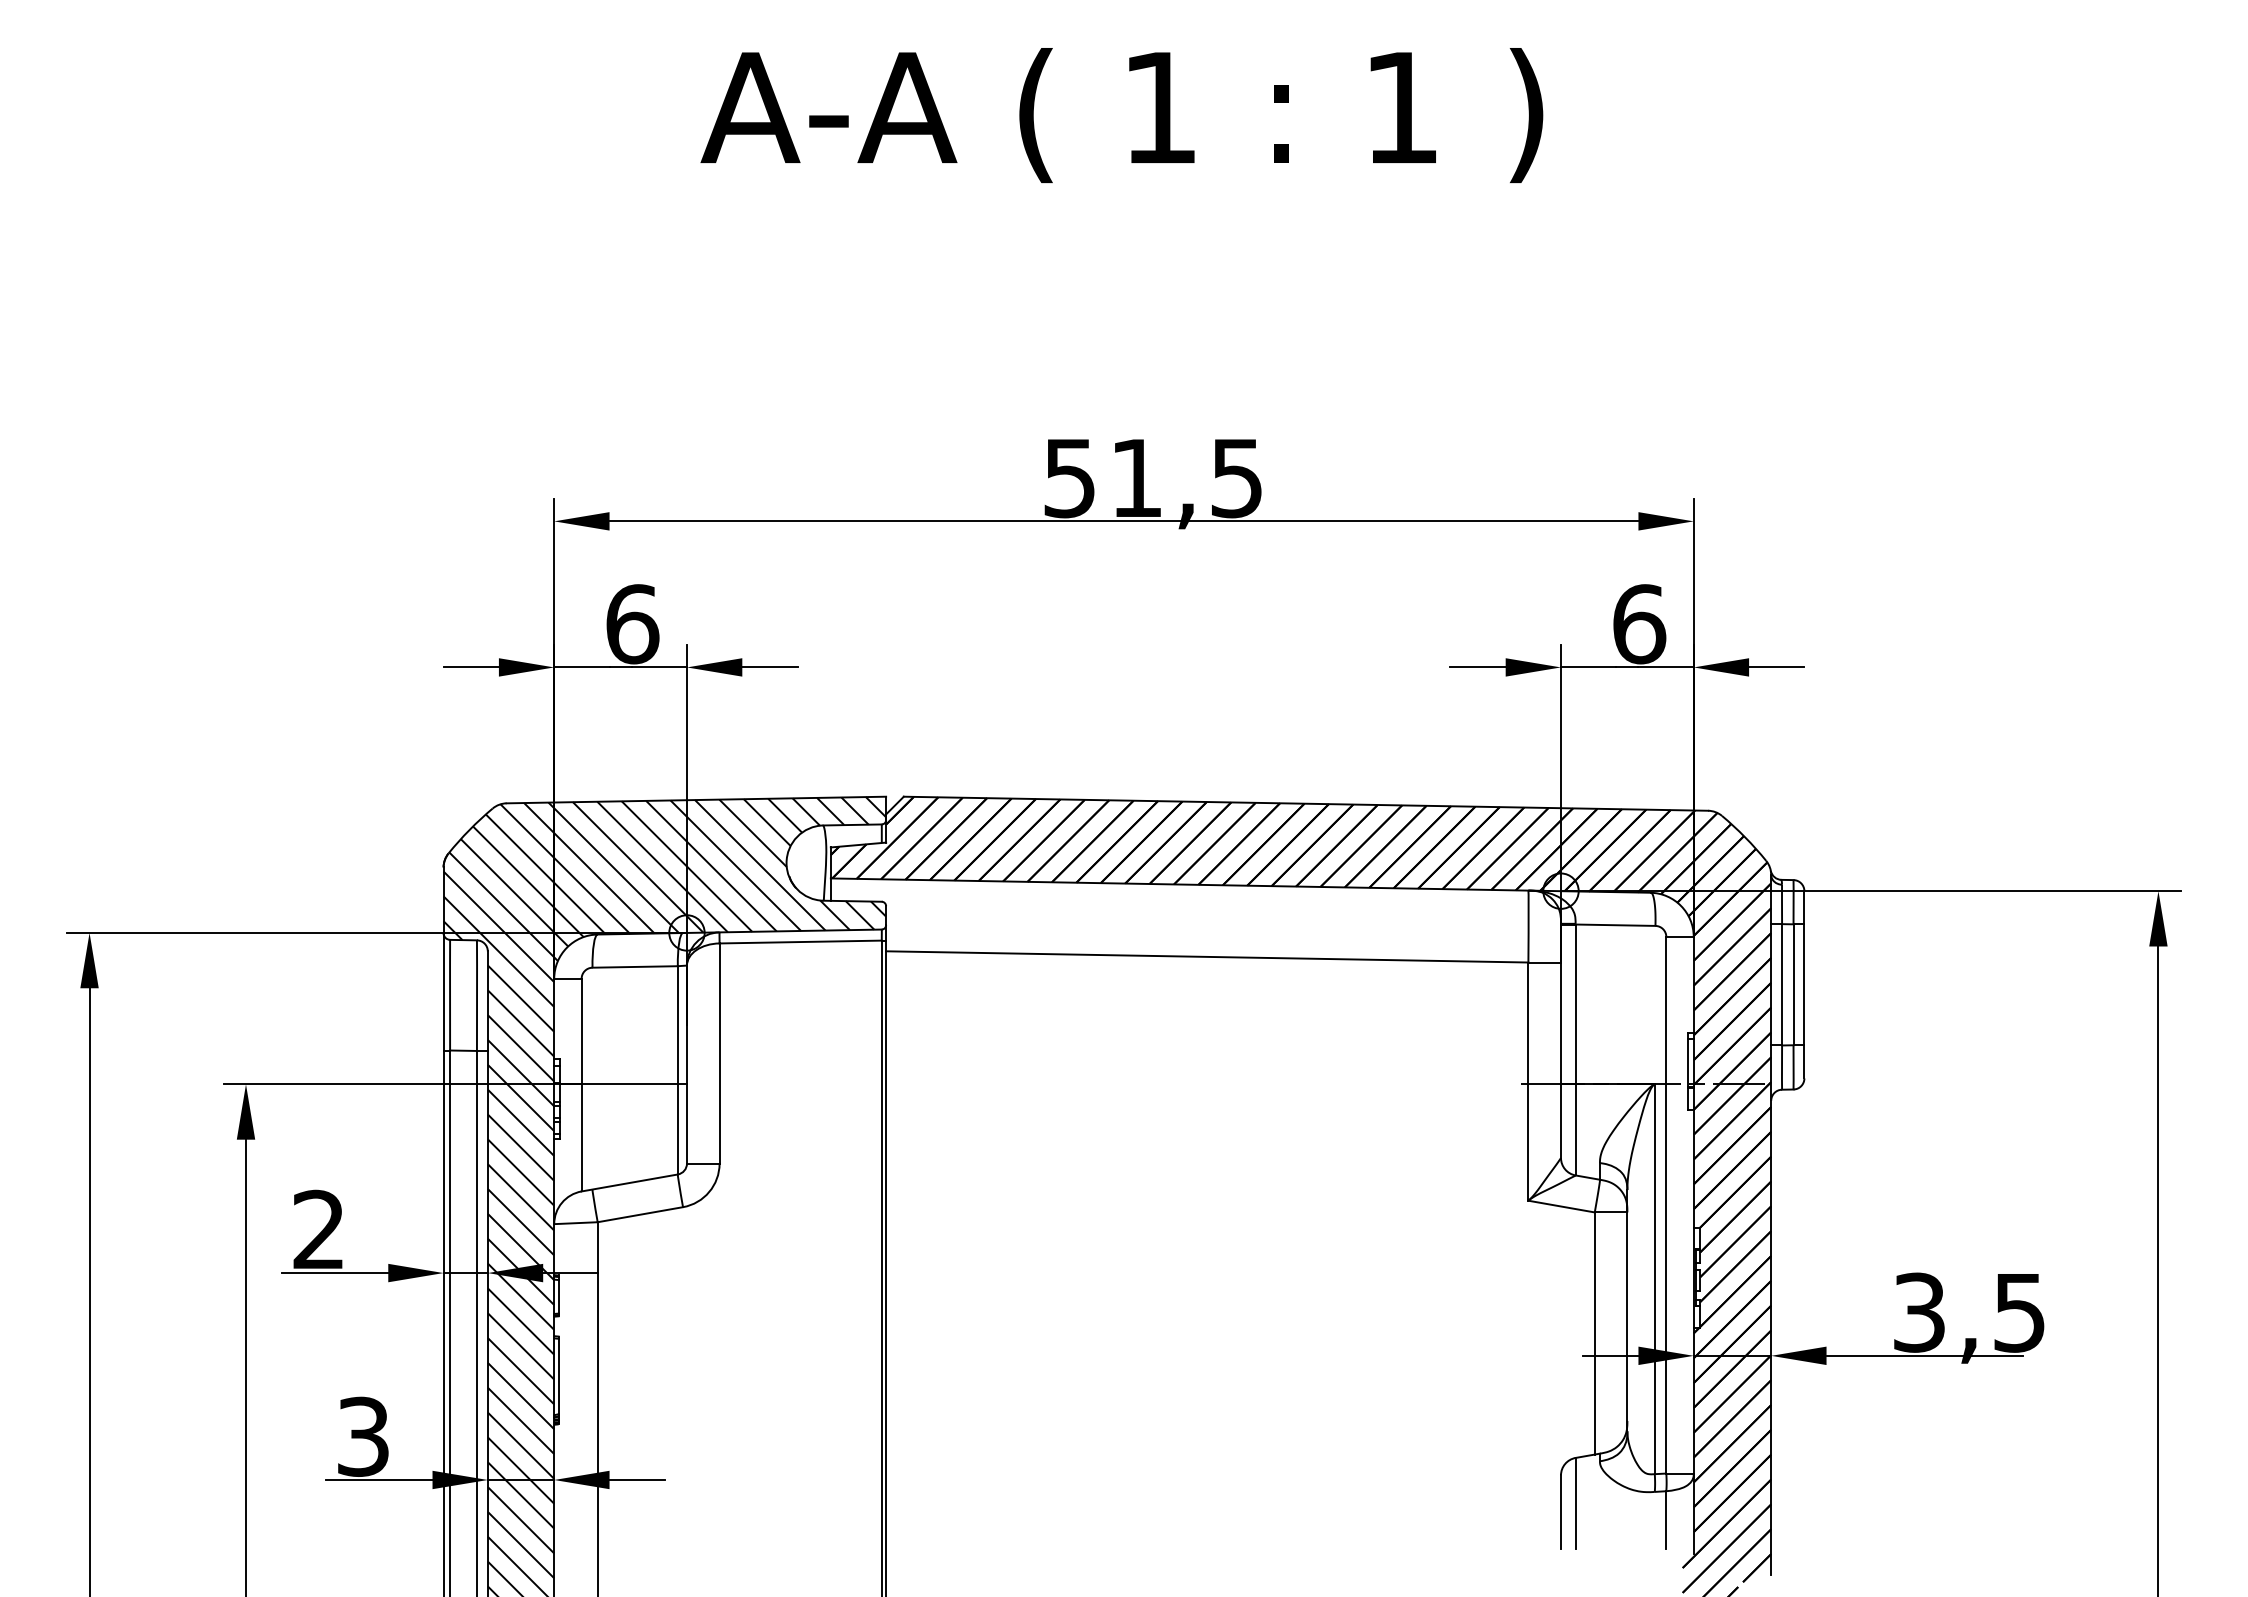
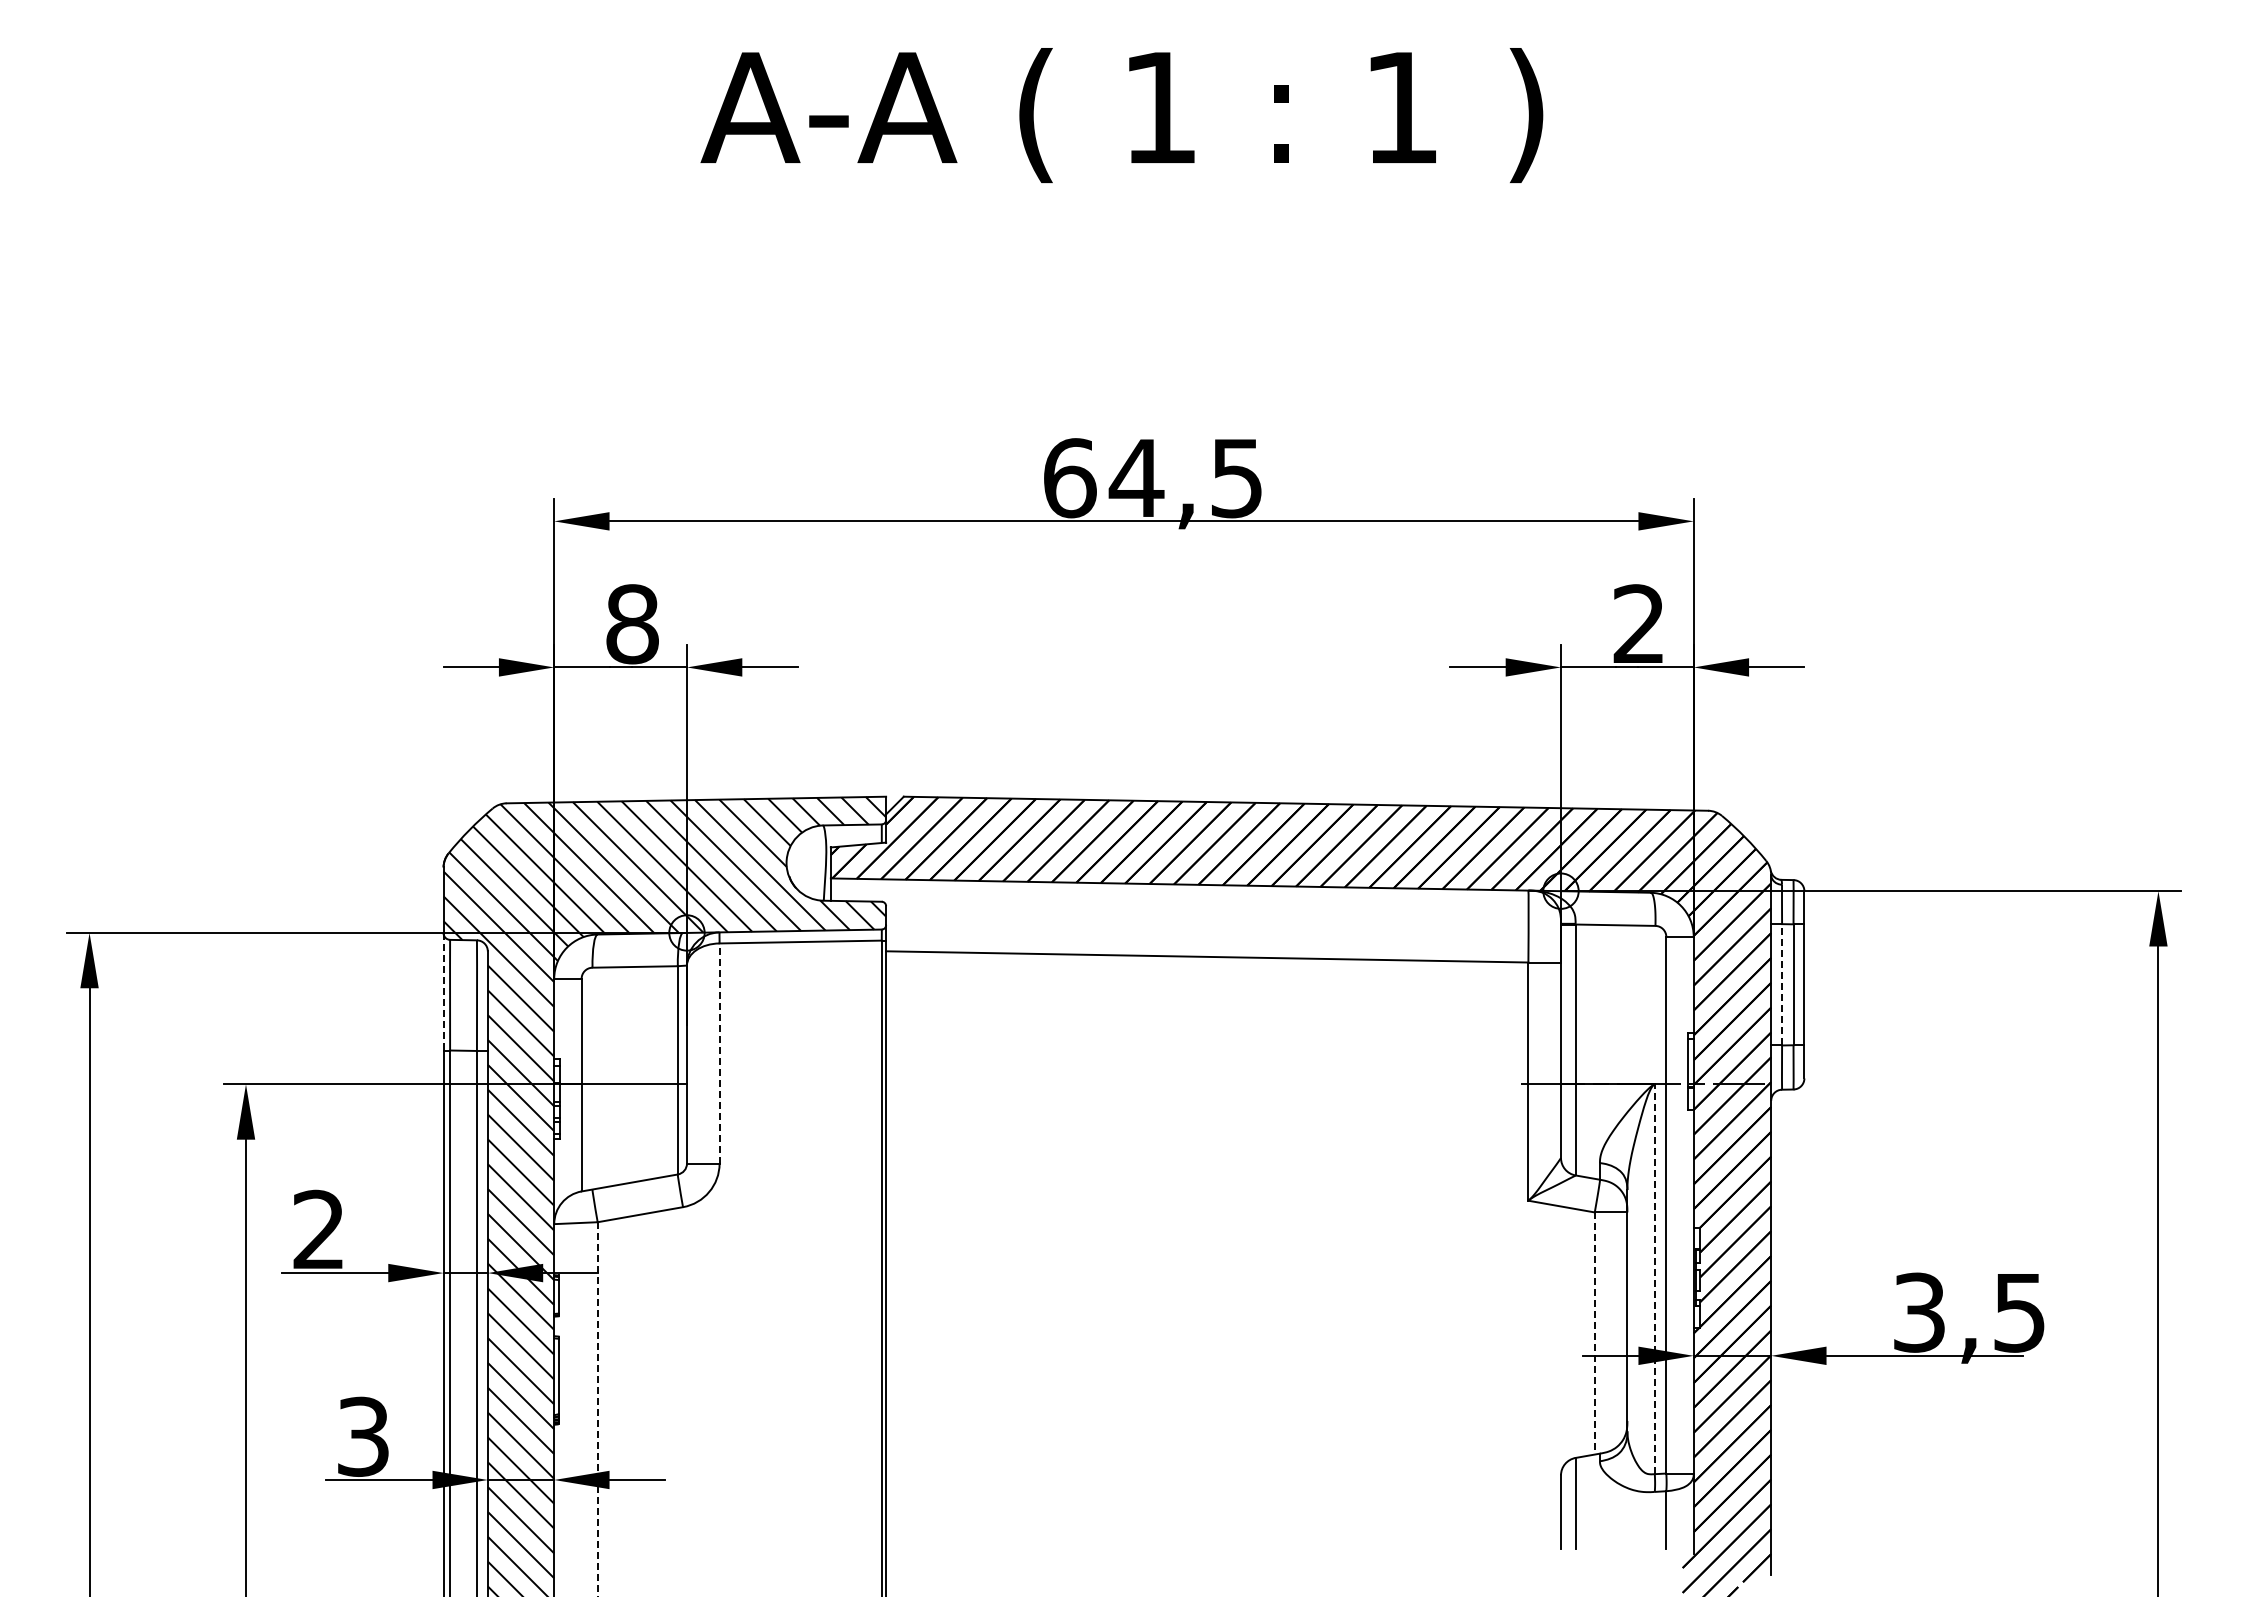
text: 51,5 -> 64,5 (1104, 478)
text: 6 -> 8 (632, 624)
text: 6 -> 2 (1639, 624)
line: solid -> dashed (1782, 984)
line: solid -> dashed (443, 991)
line: solid -> dashed (719, 1053)
line: solid -> dashed (1654, 1279)
line: solid -> dashed (1594, 1334)
line: solid -> dashed (597, 1409)
